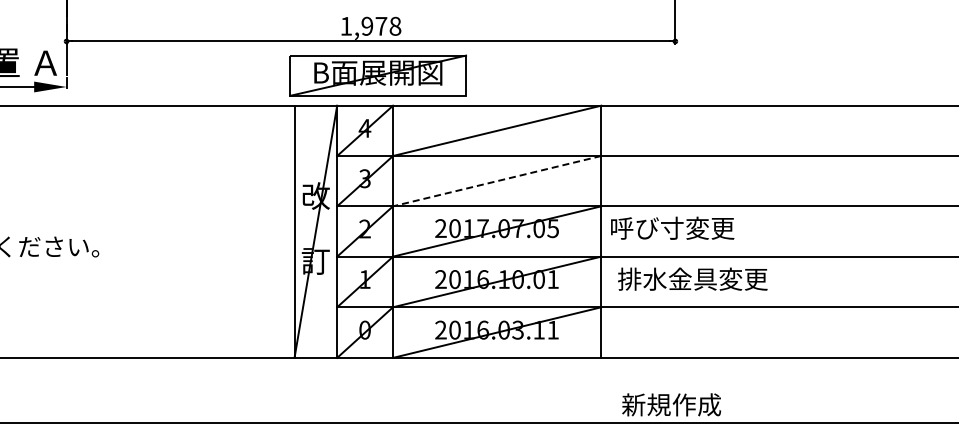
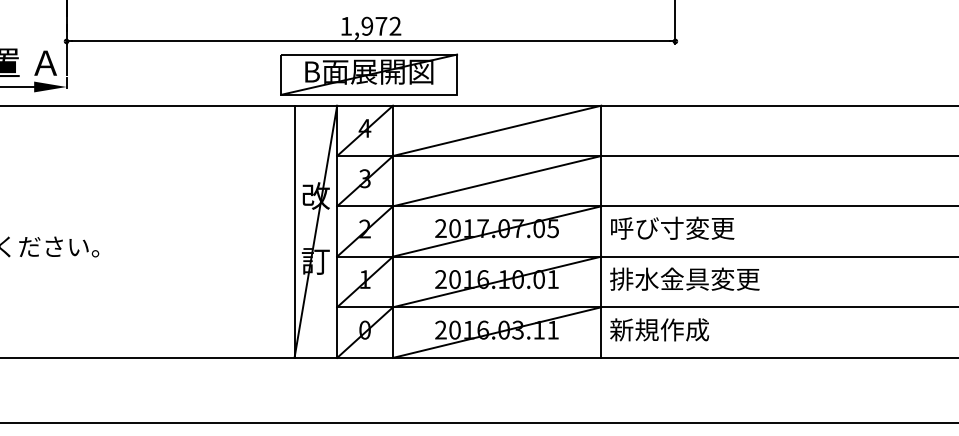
text: 1,978 -> 1,972 (395, 25)
part position: (377, 75) -> (368, 74) (368, 74)
line: dashed -> solid (496, 181)
text position: (692, 278) -> (684, 278) (684, 278)
text position: (671, 404) -> (659, 329) (659, 329)
